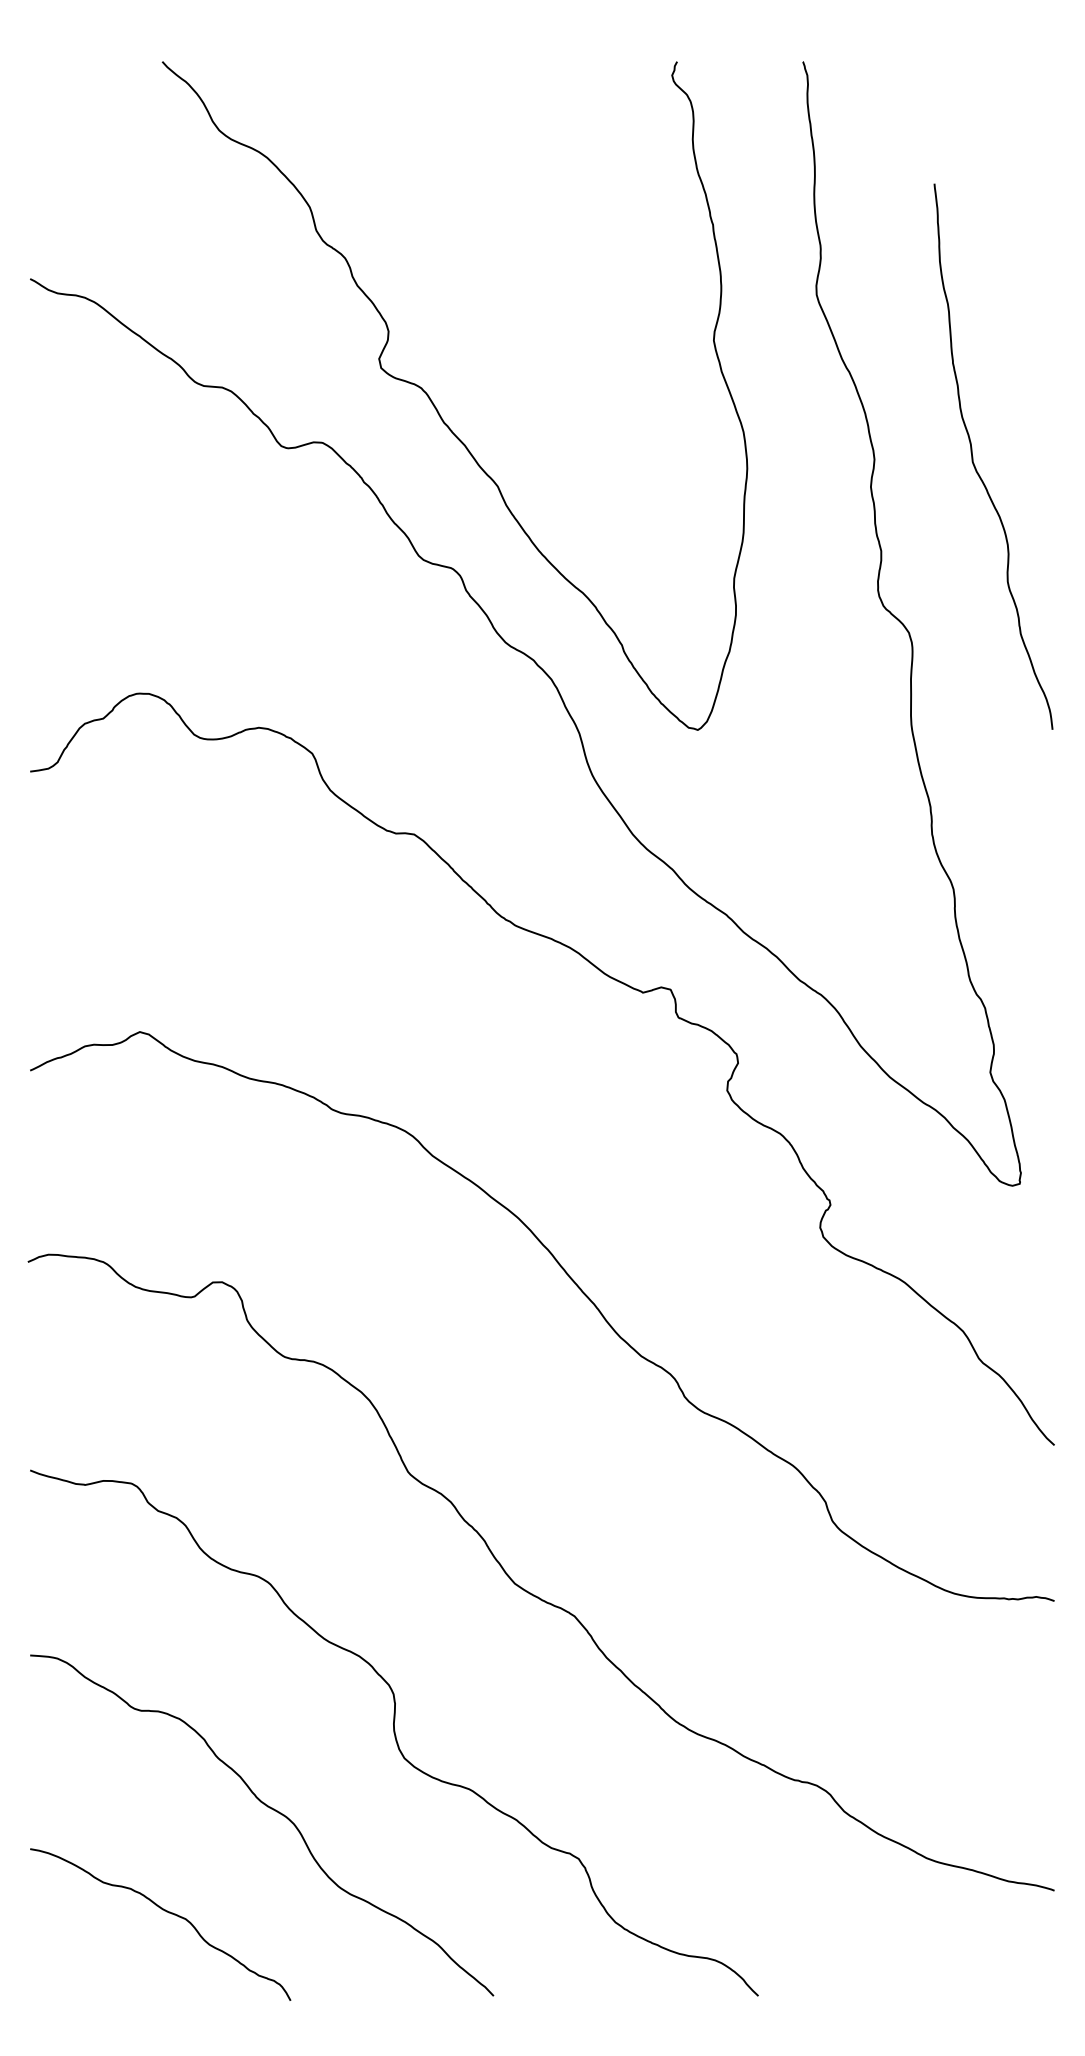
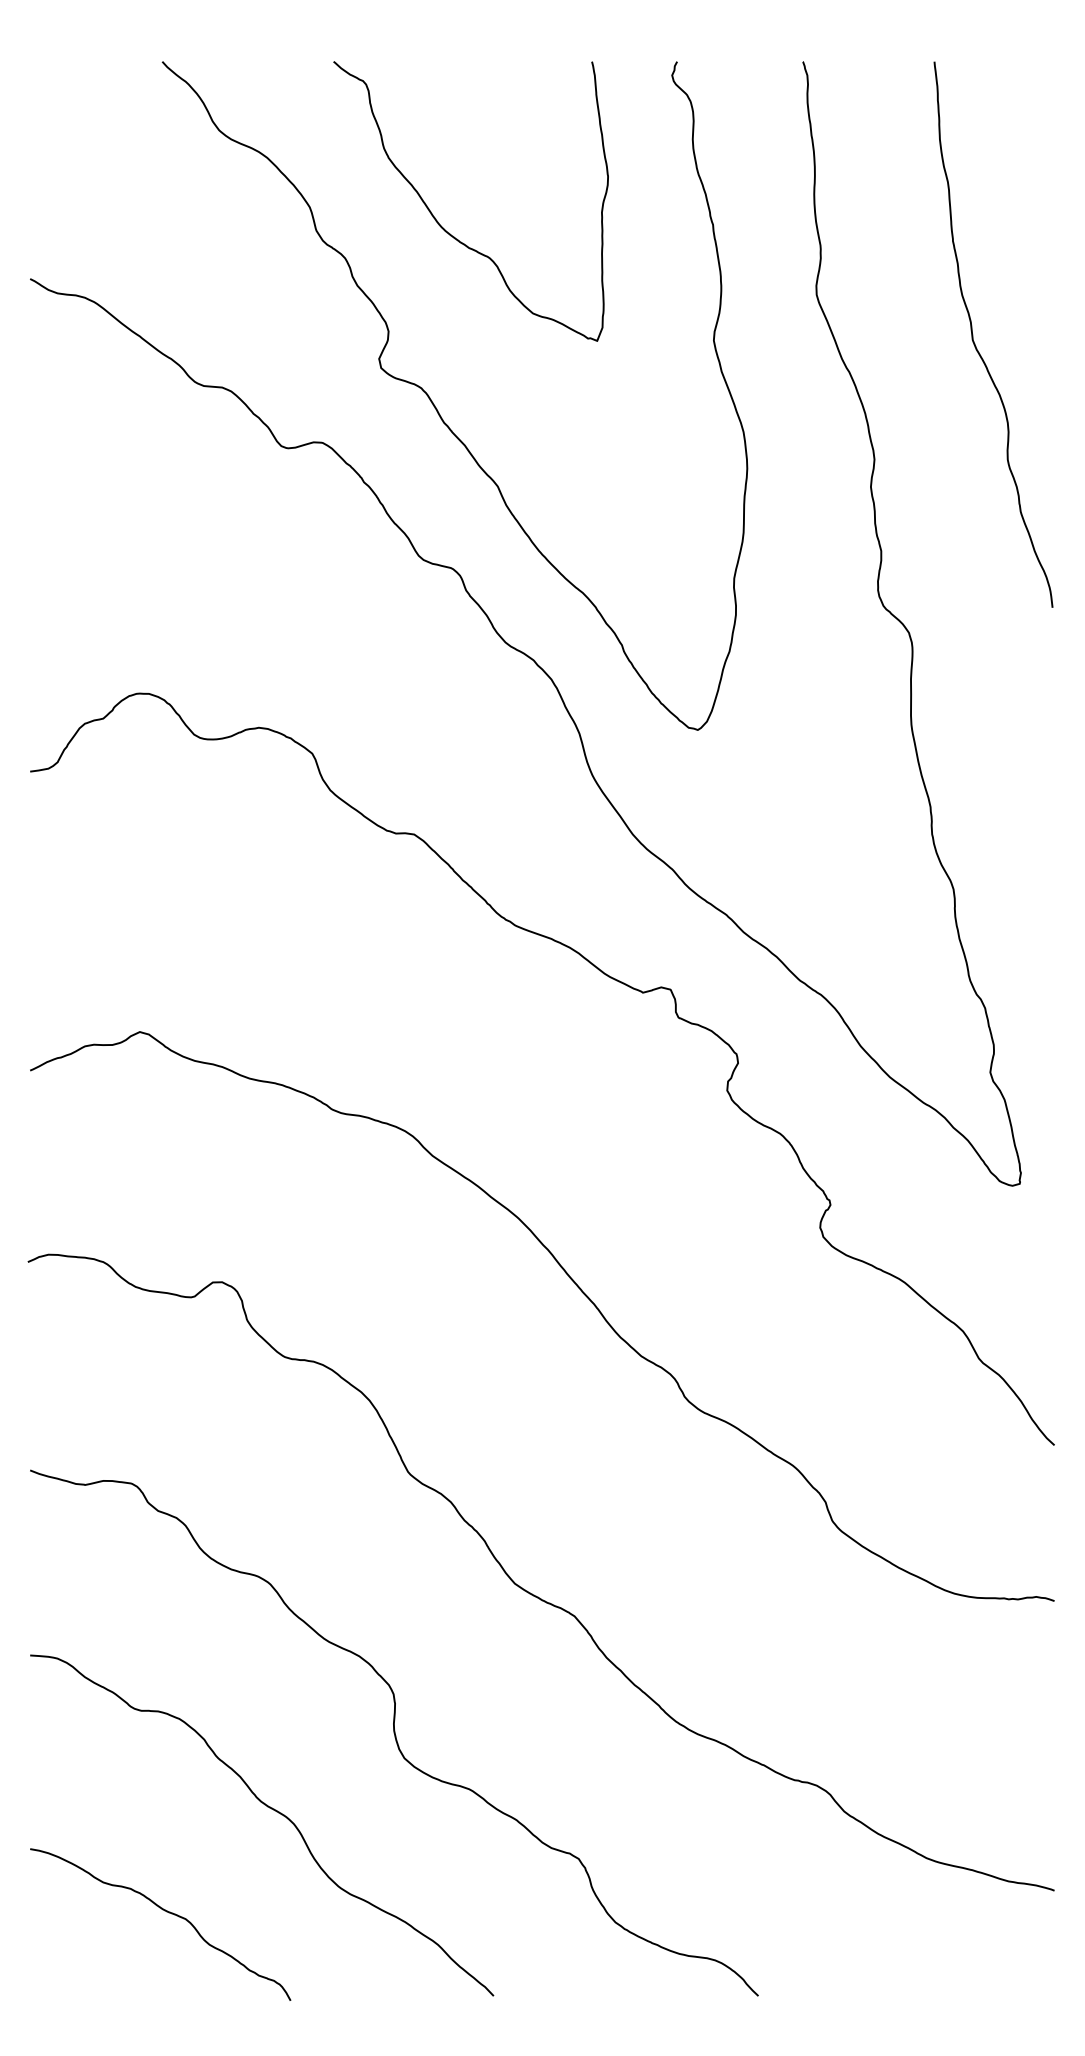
curve: none -> present (449, 232)
curve position: (973, 456) -> (973, 334) (973, 334)
